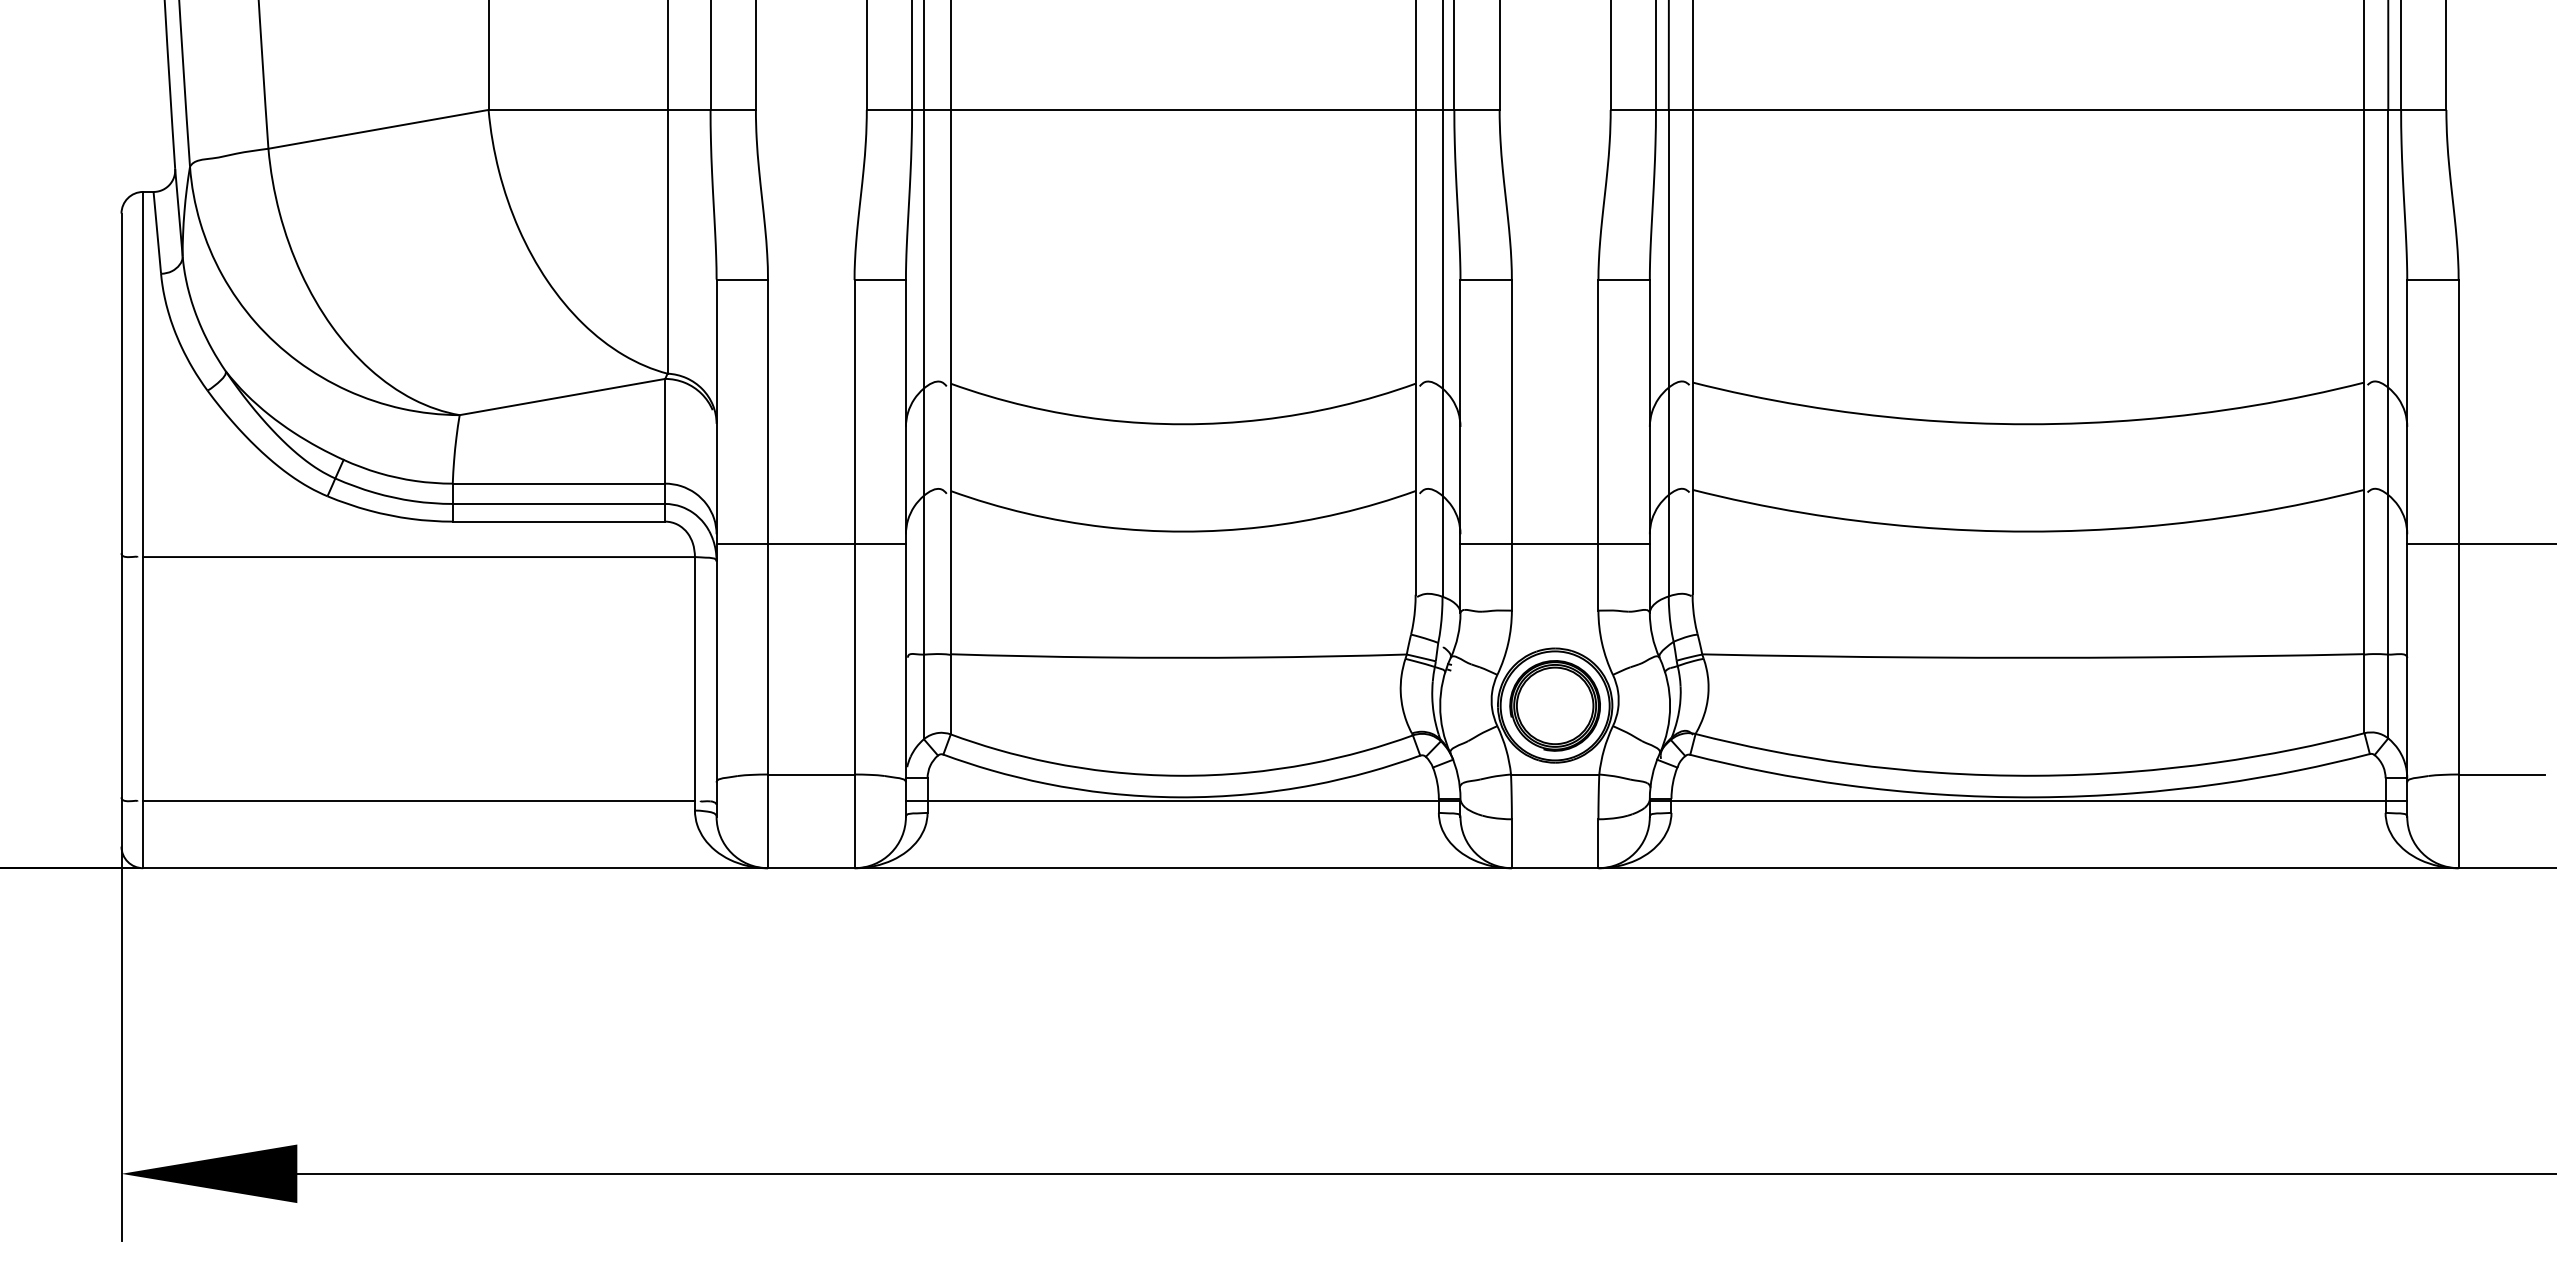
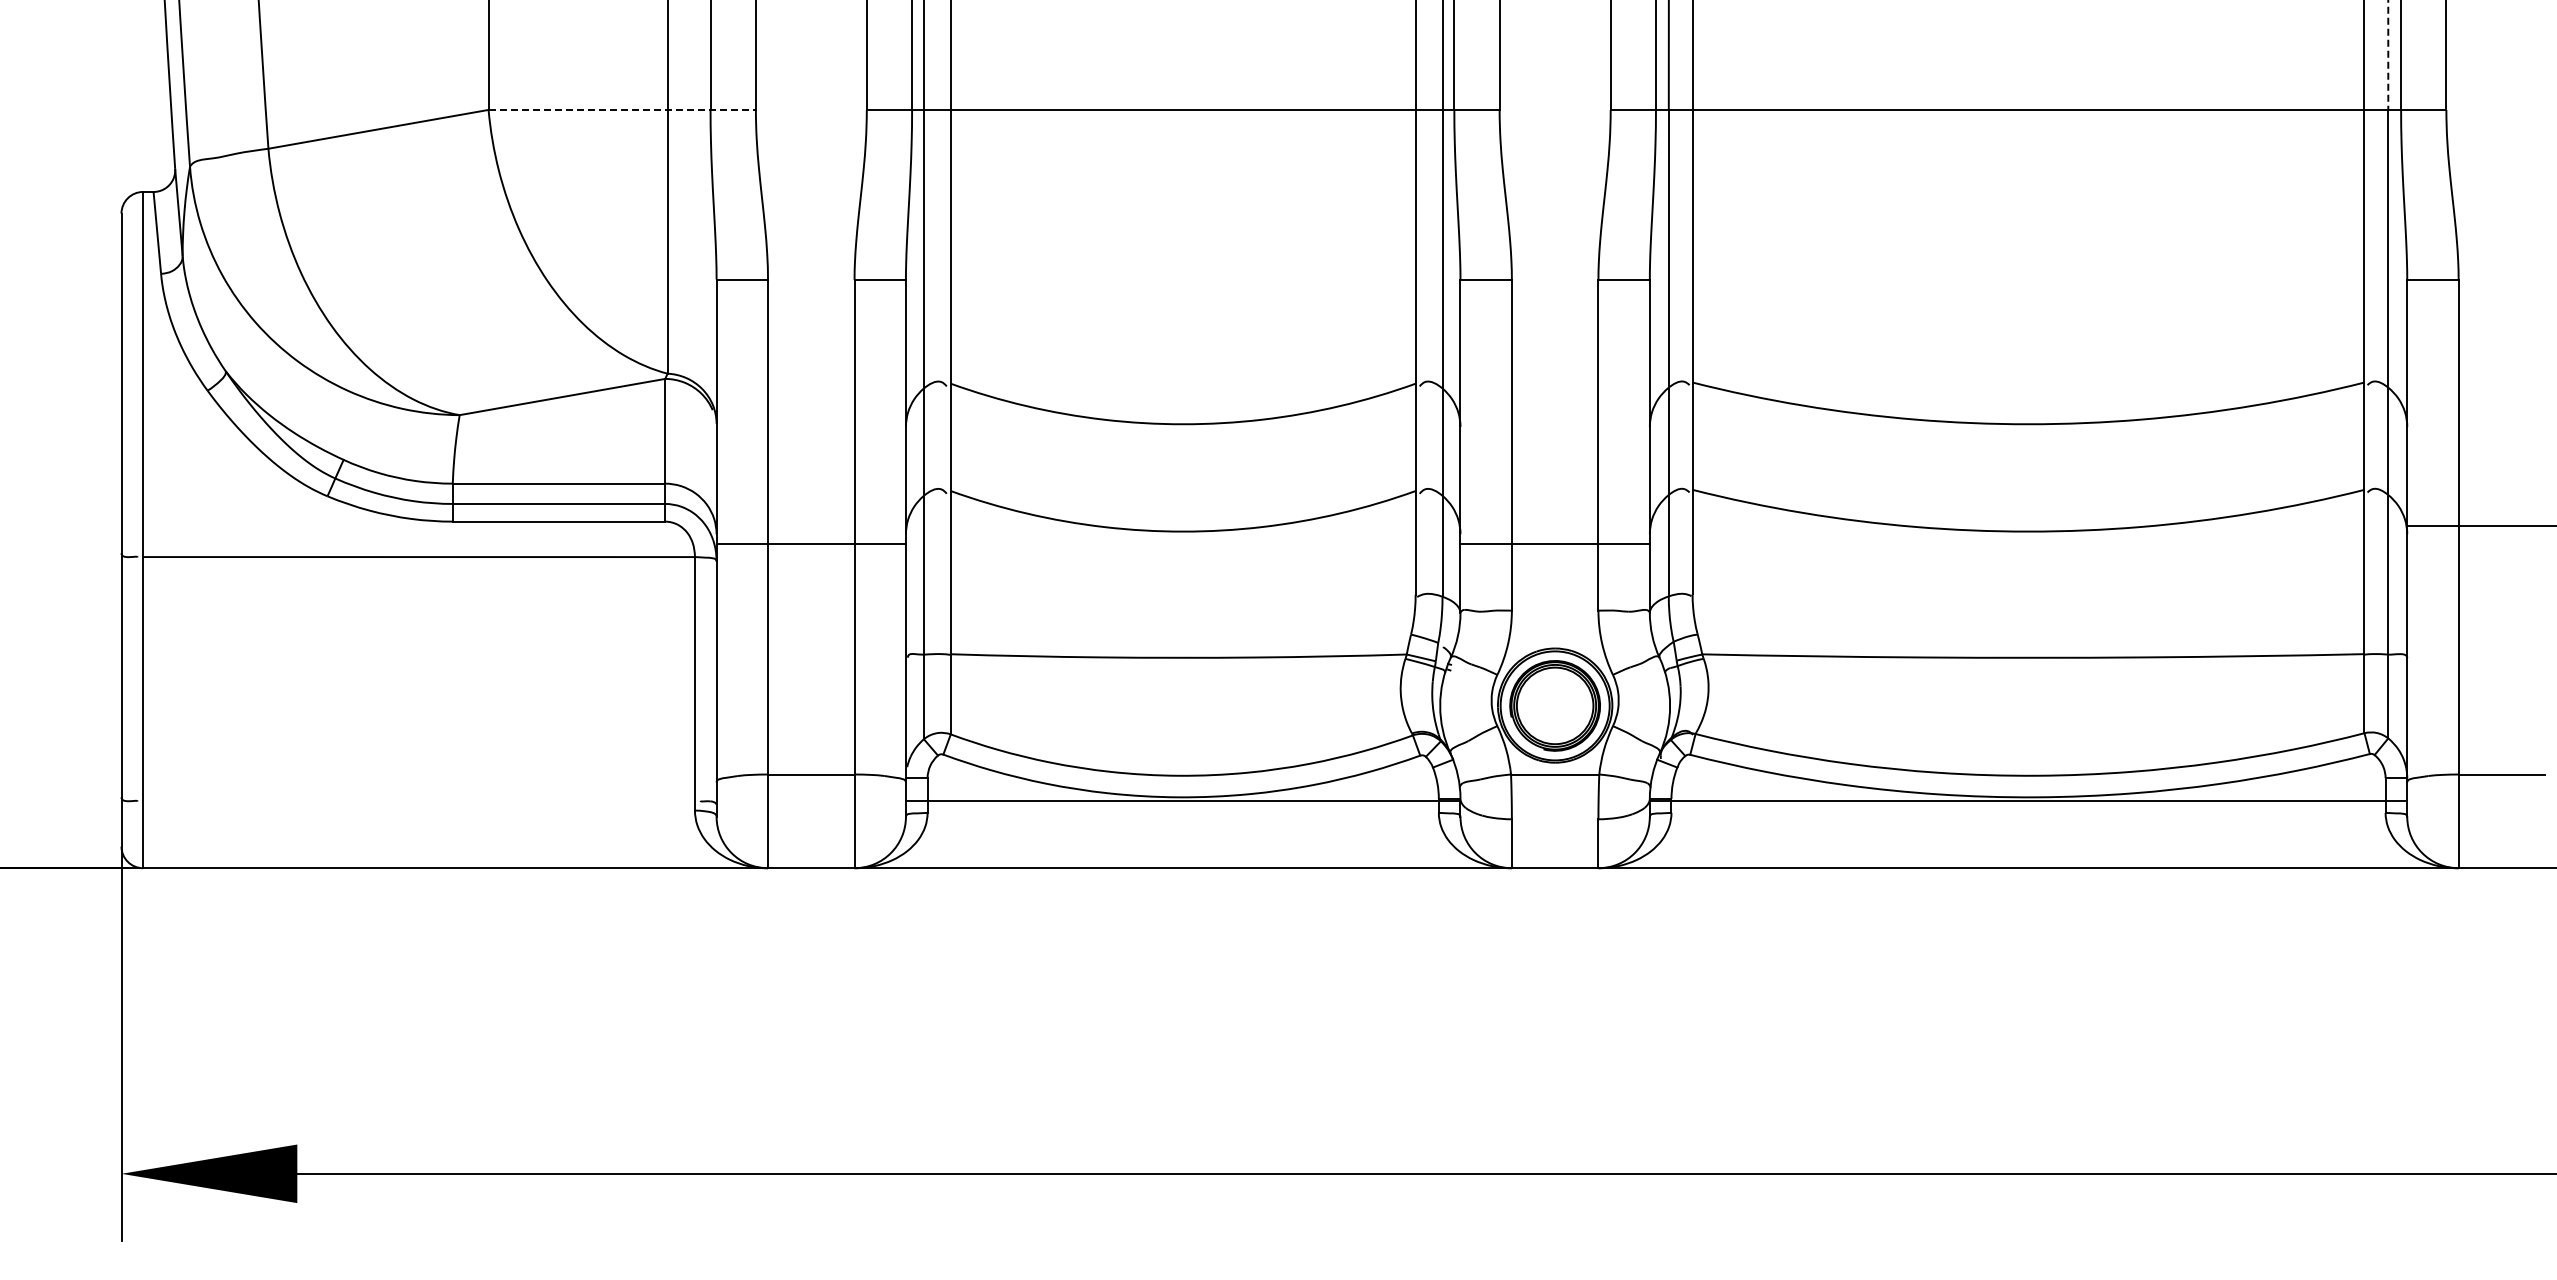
line: solid -> dashed (2388, 54)
line: solid -> dashed (622, 109)
line position: (2480, 544) -> (2480, 526) (2480, 526)
line: present -> none (418, 801)
